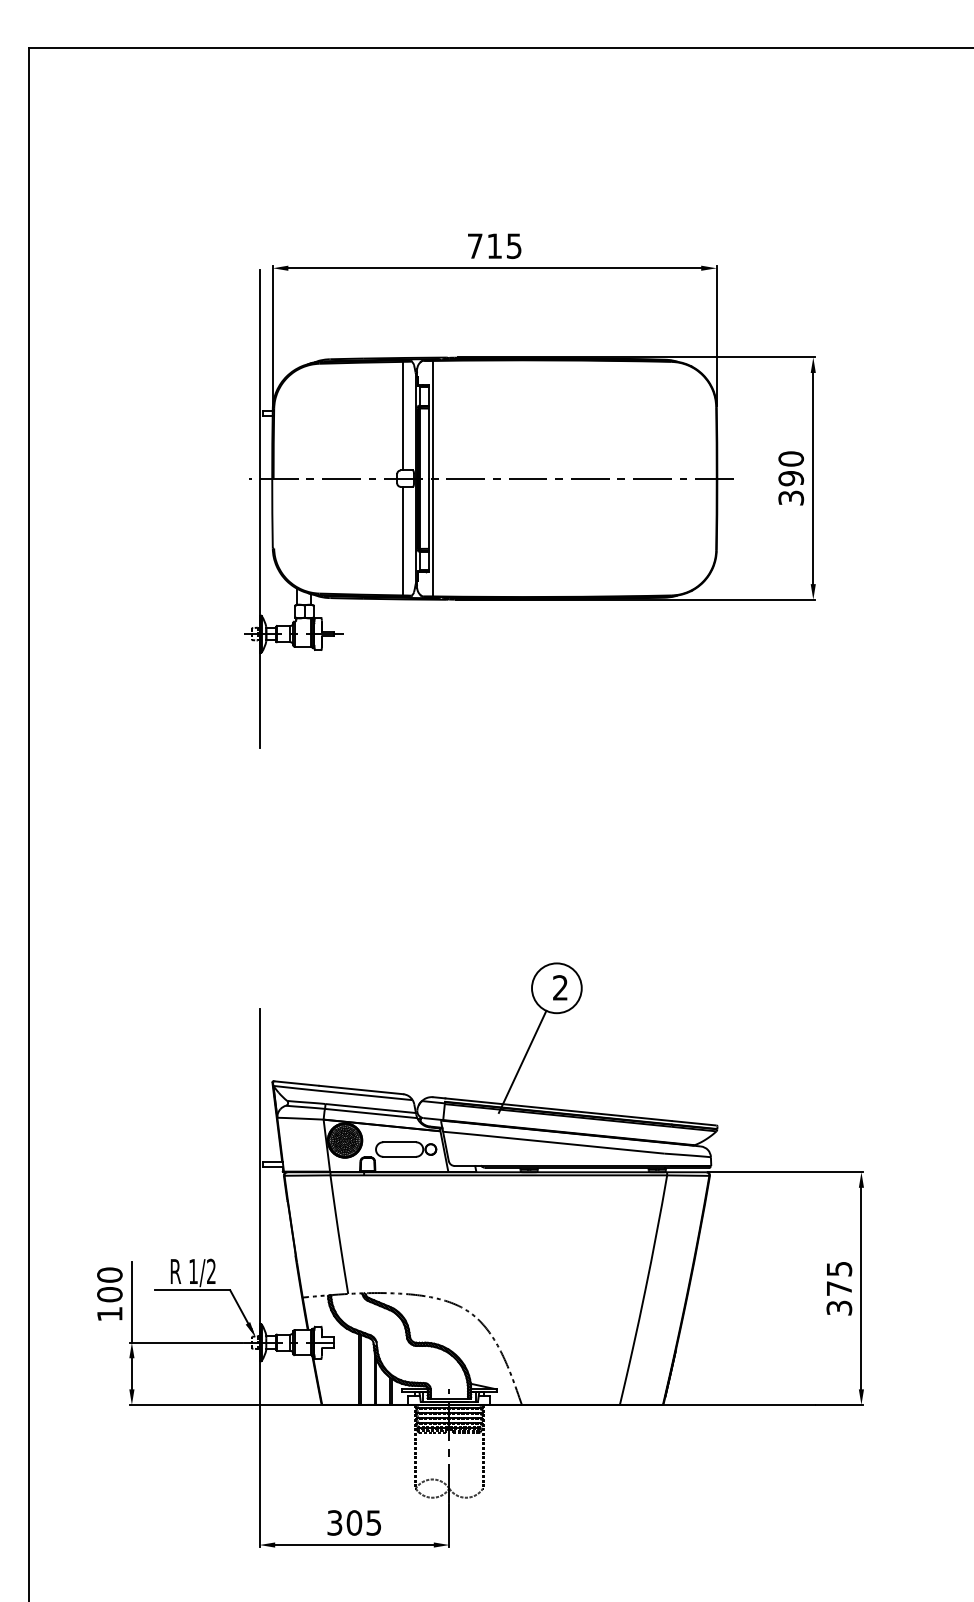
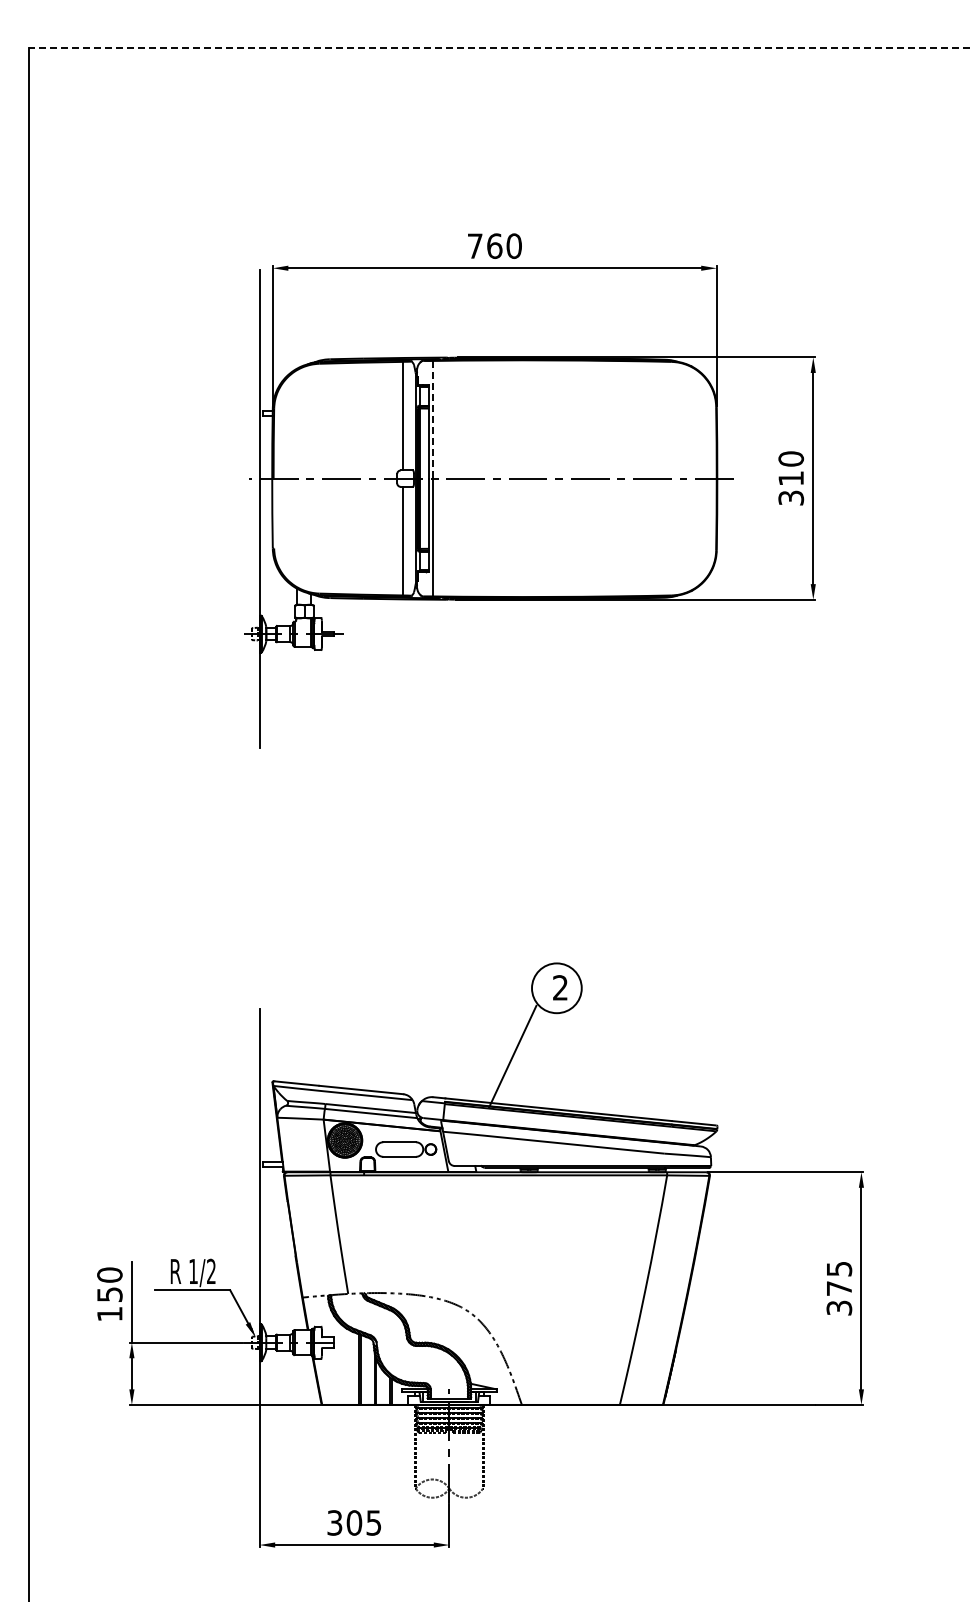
line: solid -> dashed (501, 48)
text: 715 -> 760 (504, 246)
line: solid -> dashed (433, 419)
text: 390 -> 310 (791, 478)
line position: (522, 1061) -> (512, 1056) (512, 1056)
text: 100 -> 150 (109, 1294)
